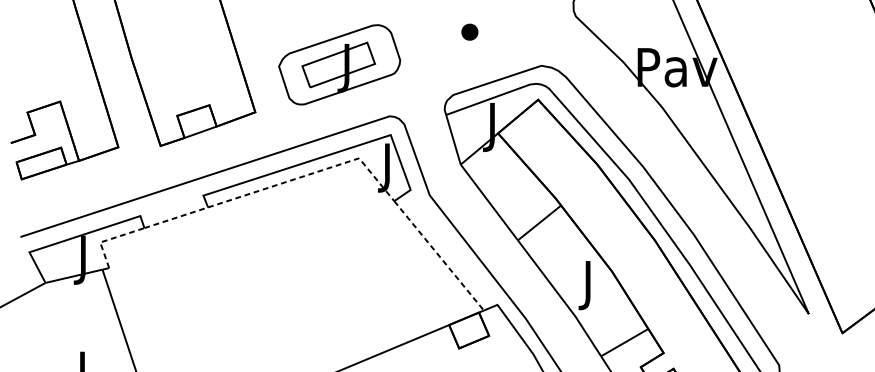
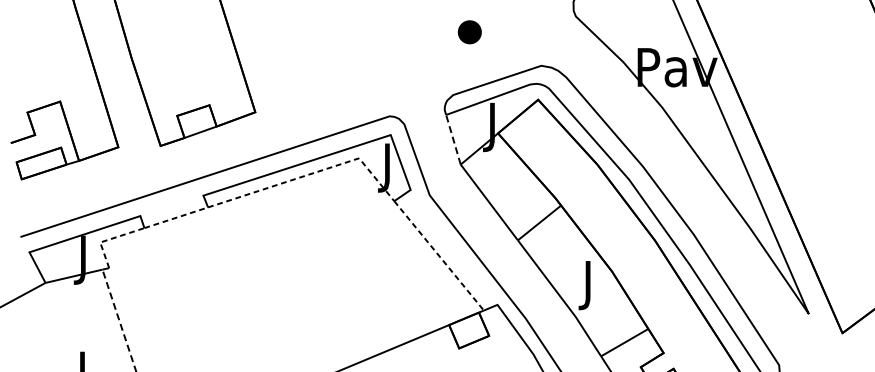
part size: 18x18 px -> 25x25 px (469, 32)
part: present -> none (339, 64)
line: solid -> dashed (453, 139)
line: solid -> dashed (119, 320)
